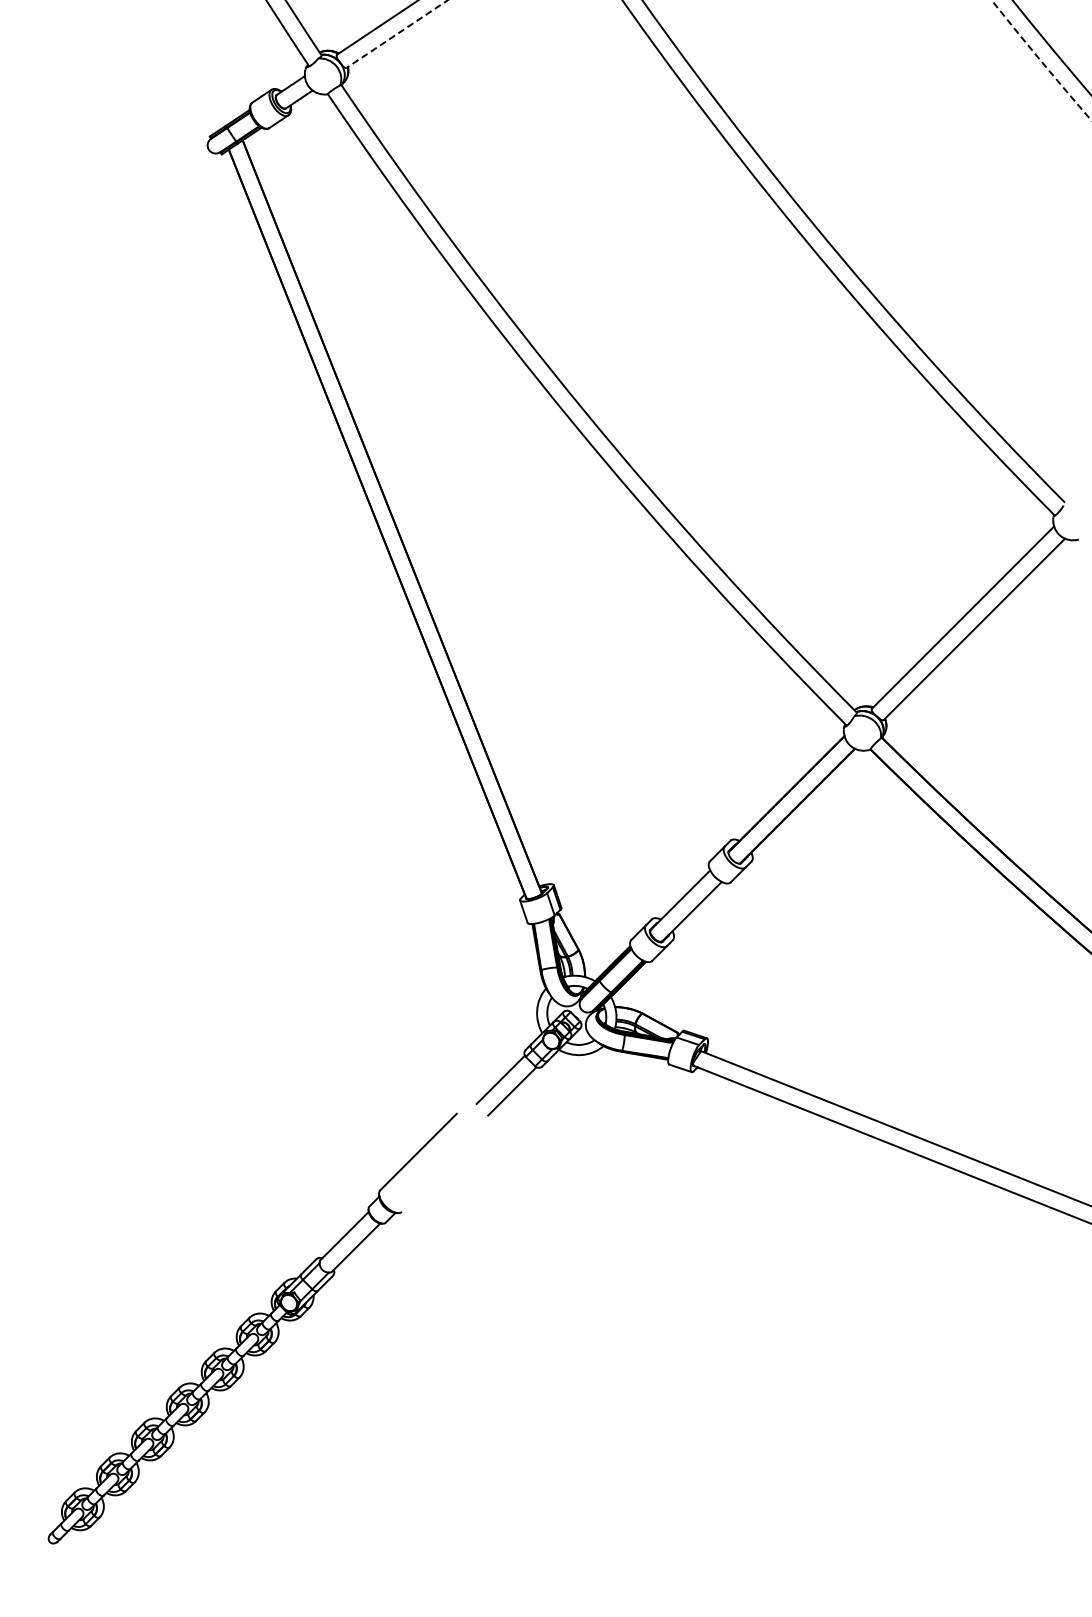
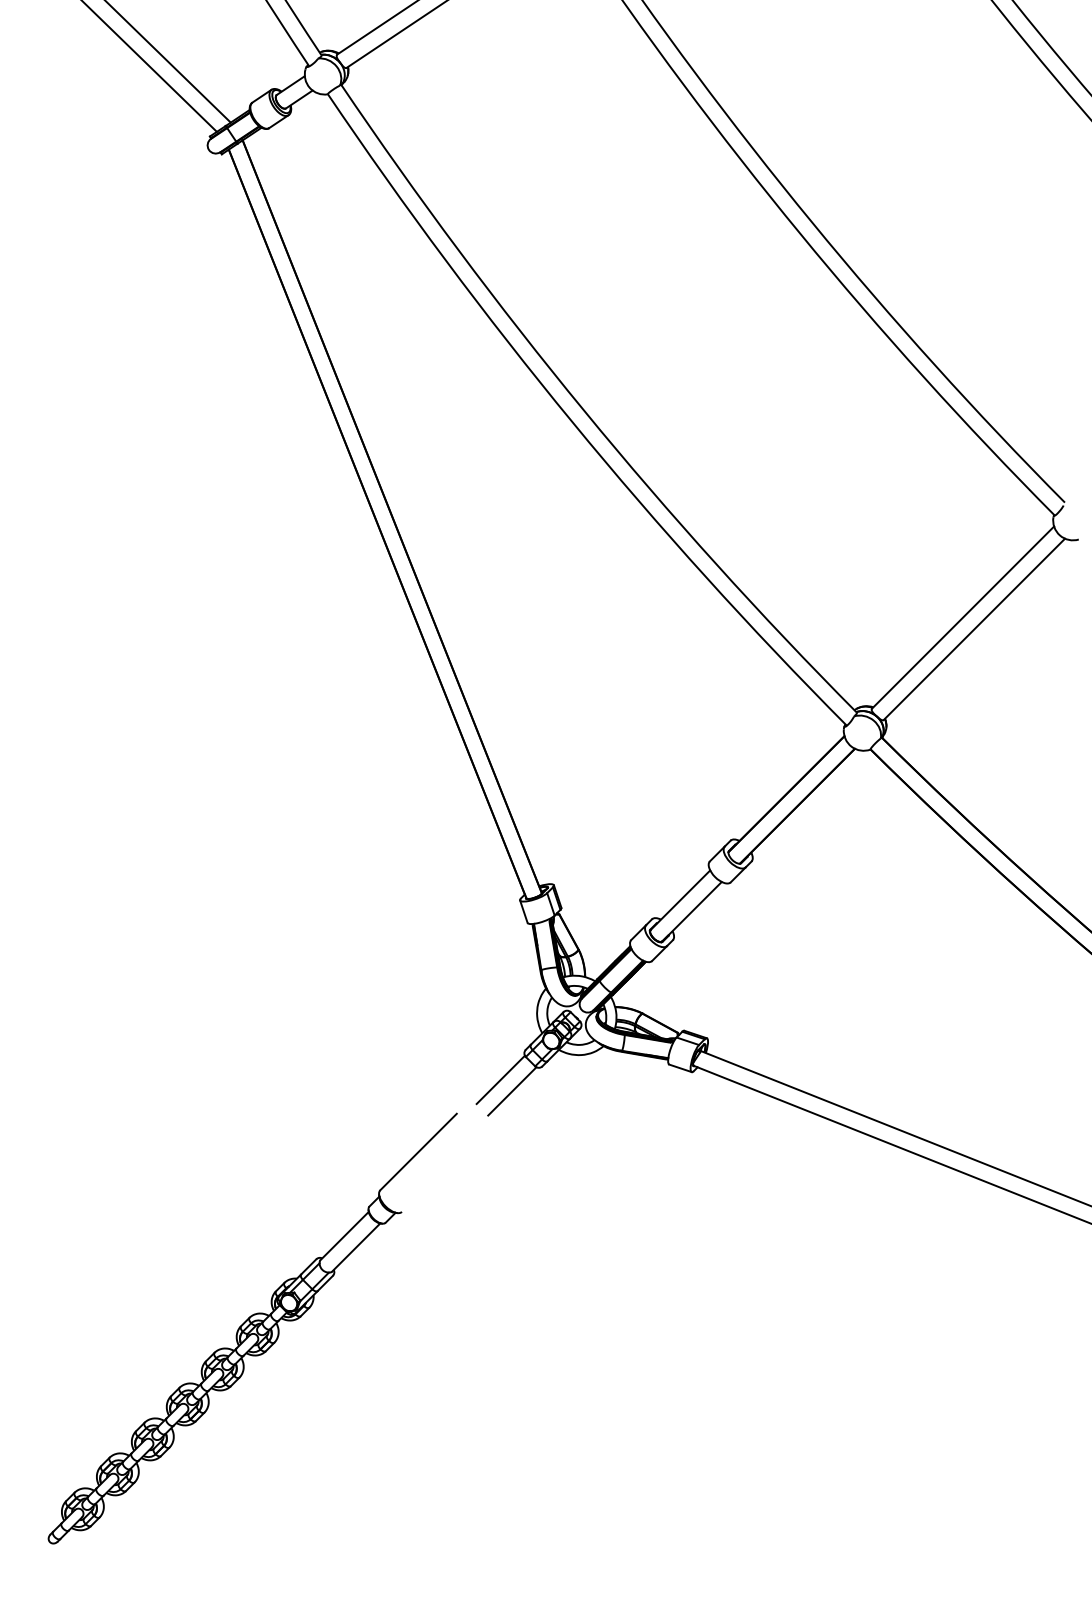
line: dashed -> solid (397, 34)
arc: dashed -> solid (1041, 61)
line: none -> present (168, 62)
line: none -> present (149, 66)
